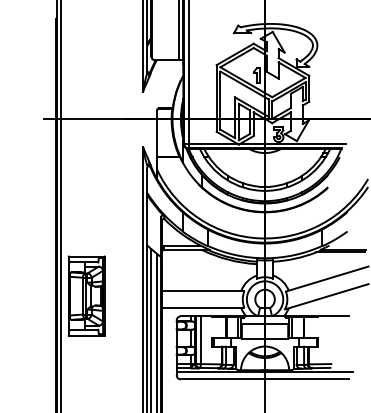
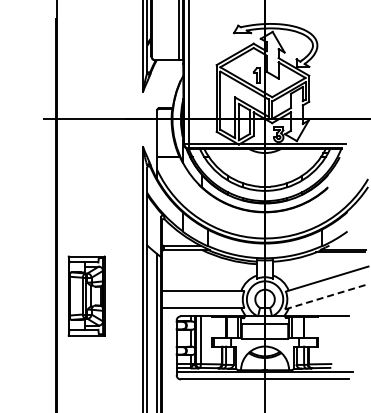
line: present -> none (60, 205)
line: solid -> dashed (326, 296)
line: present -> none (151, 328)
